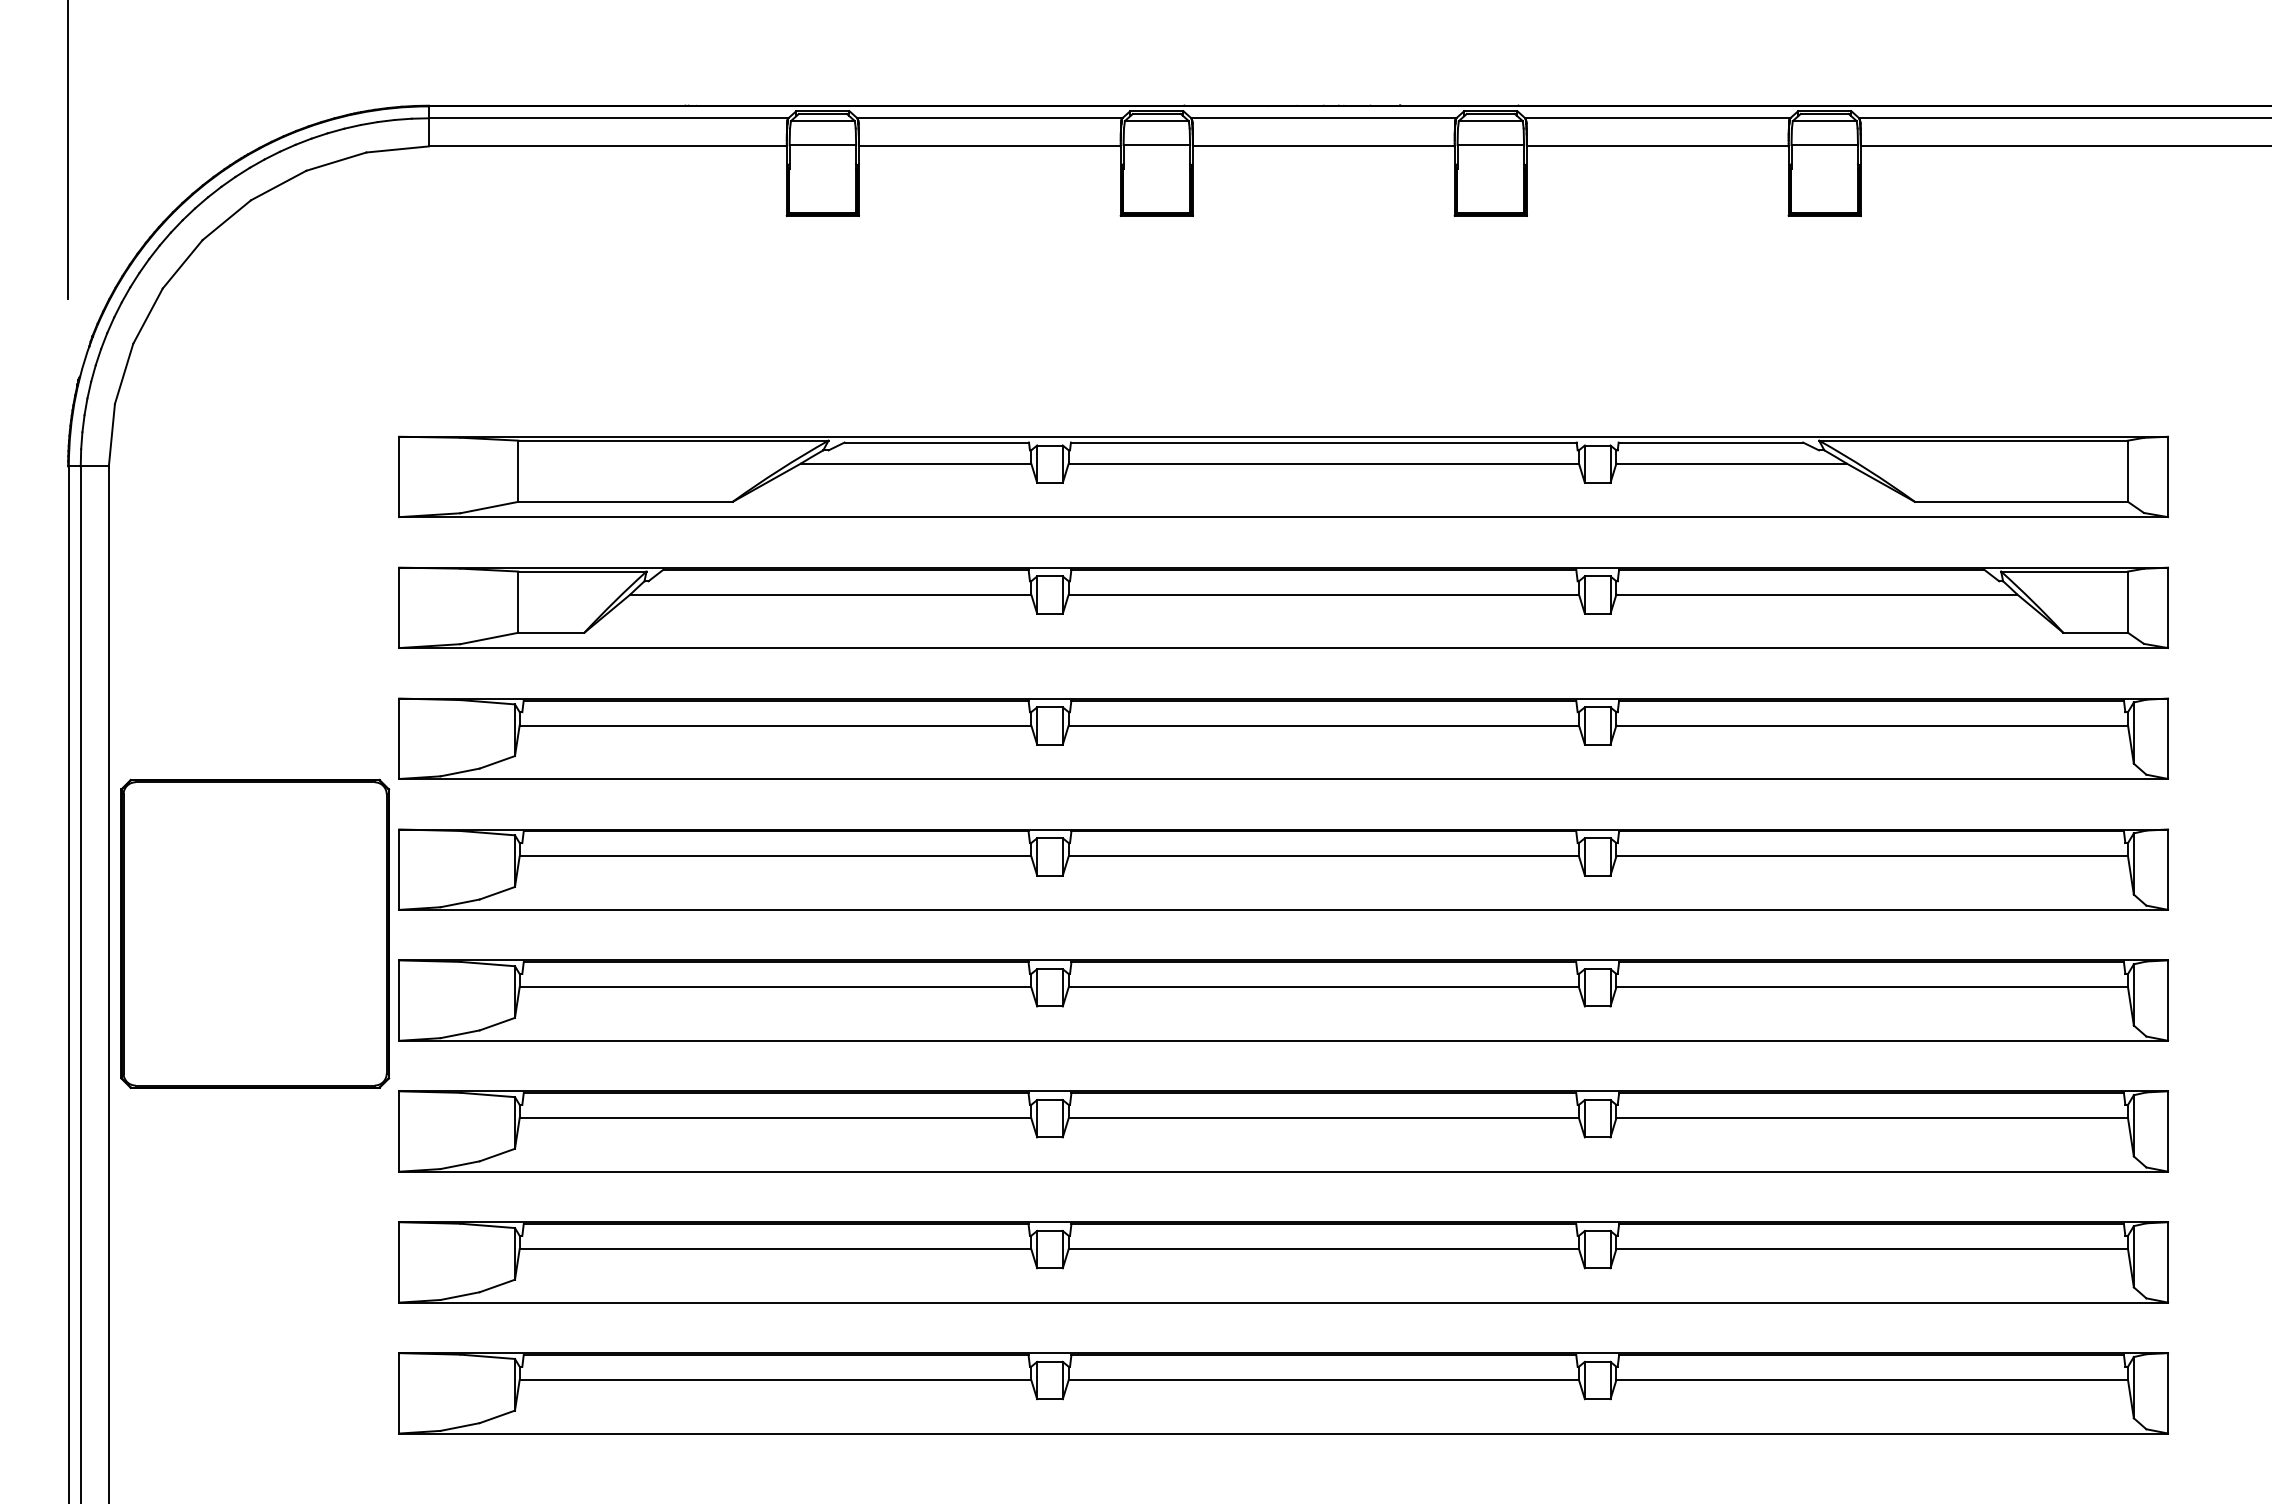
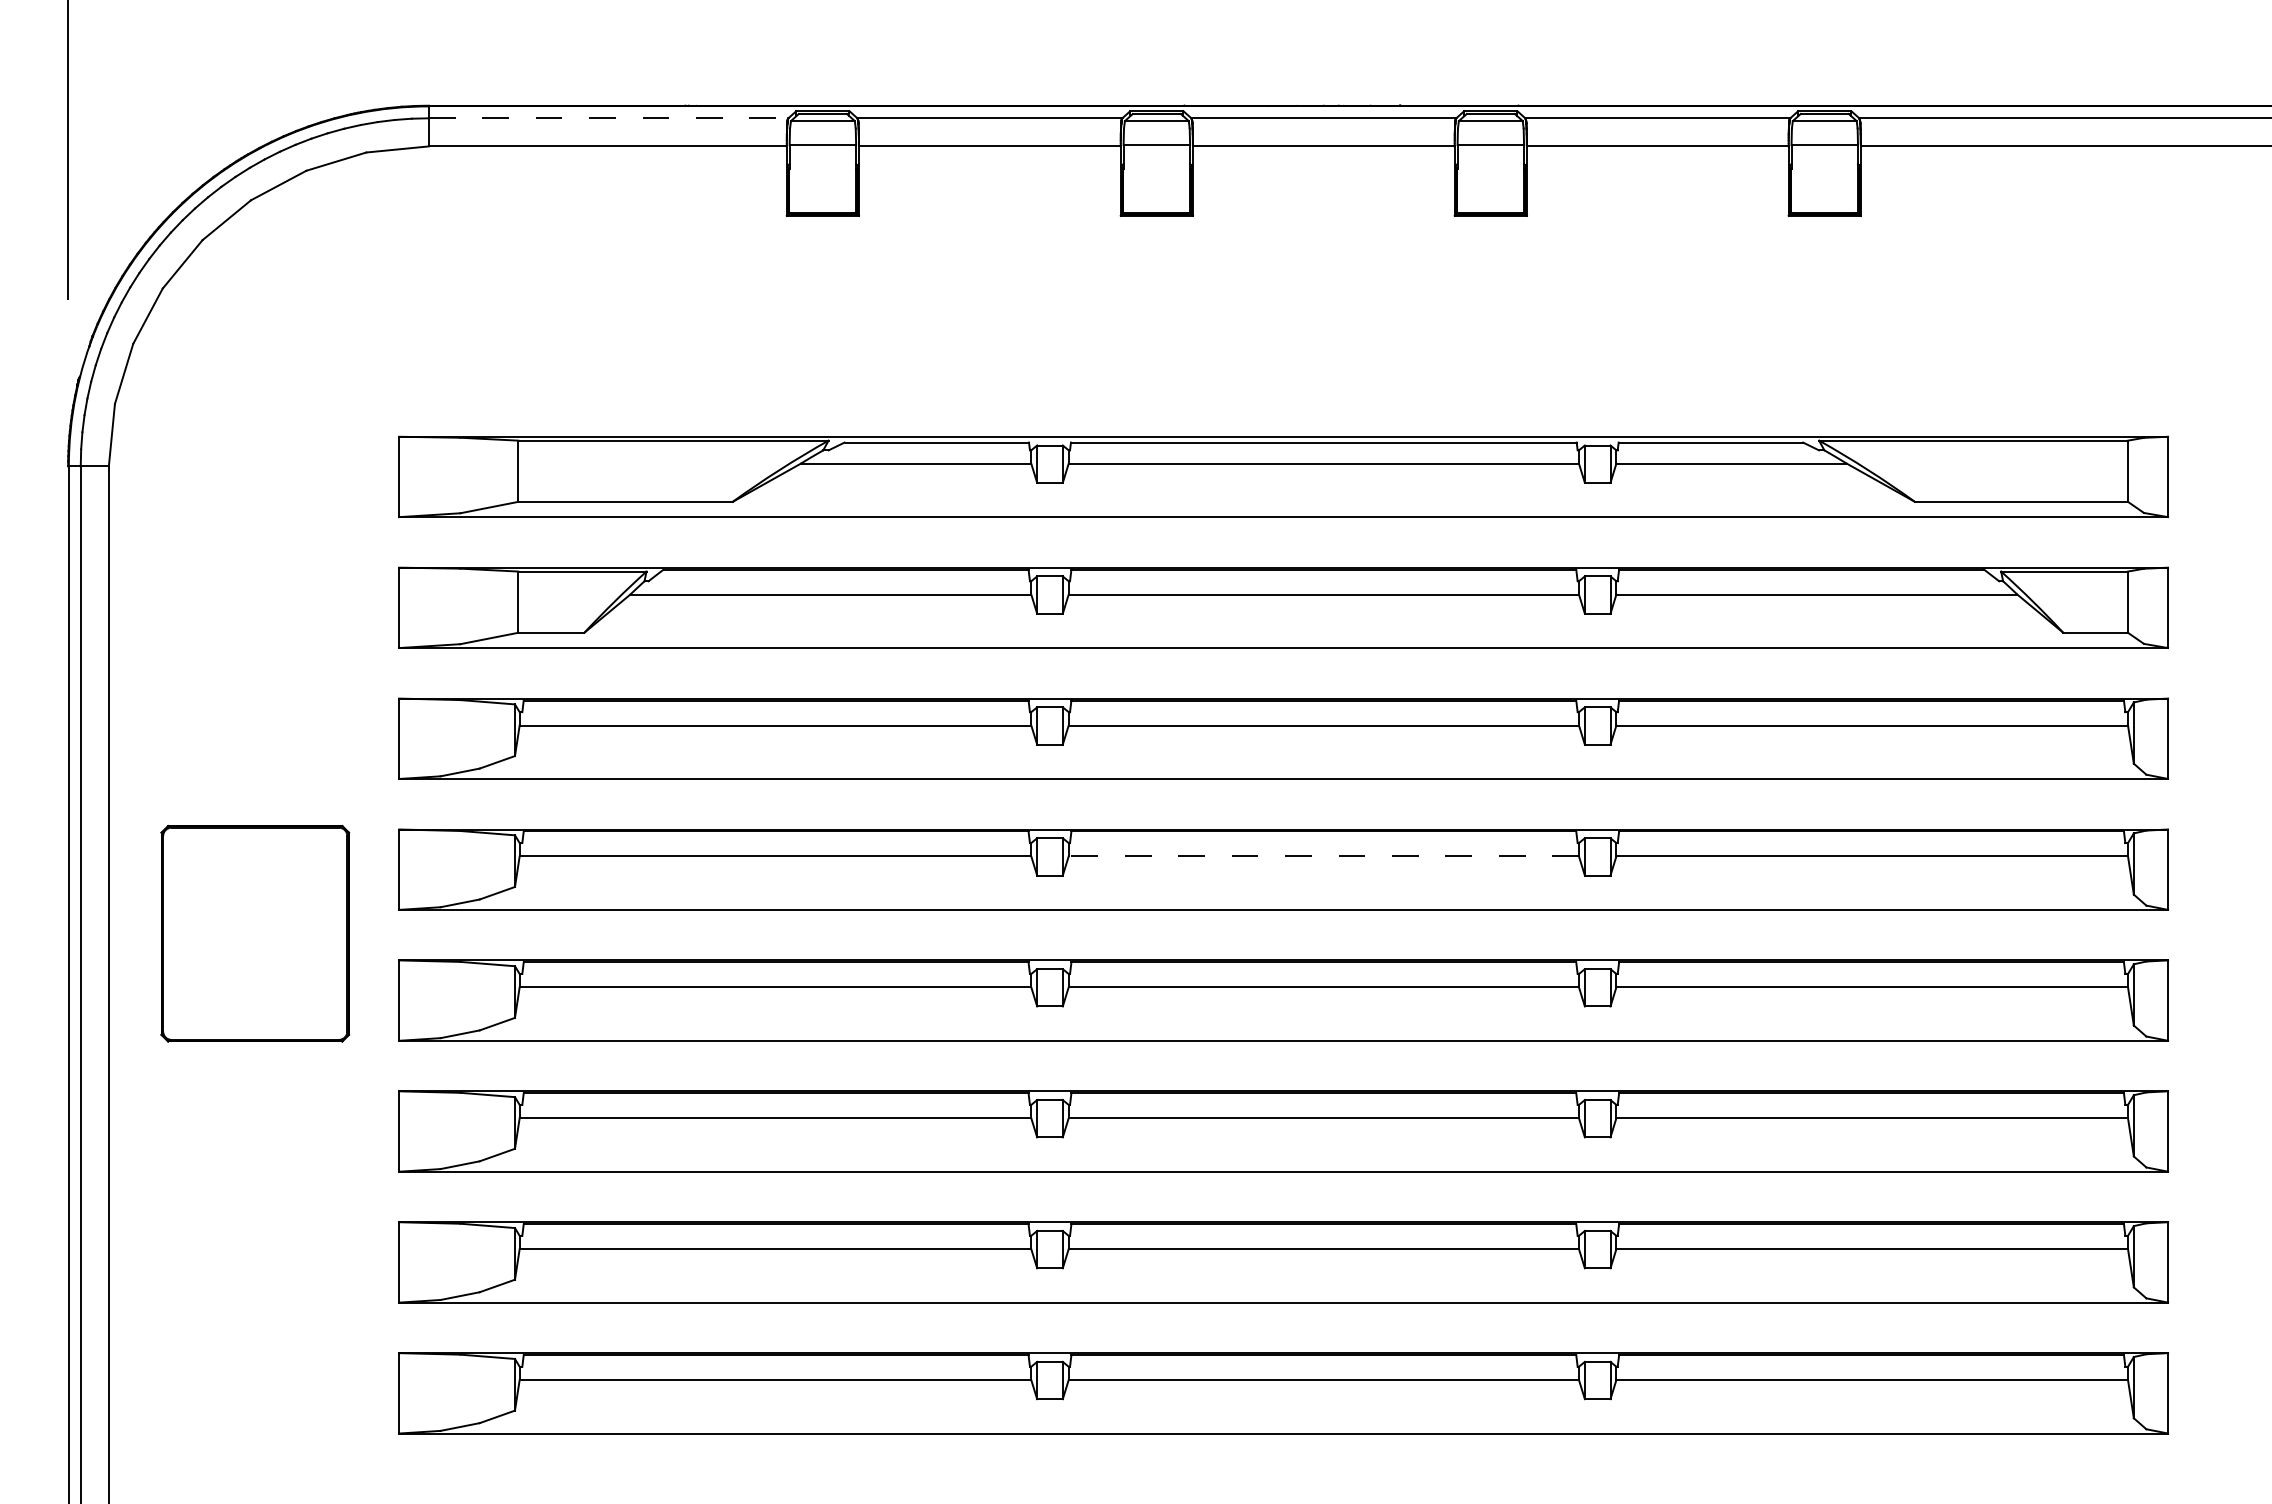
line: solid -> dashed (608, 118)
line: solid -> dashed (1323, 856)
part size: 271x311 px -> 191x219 px (255, 933)
